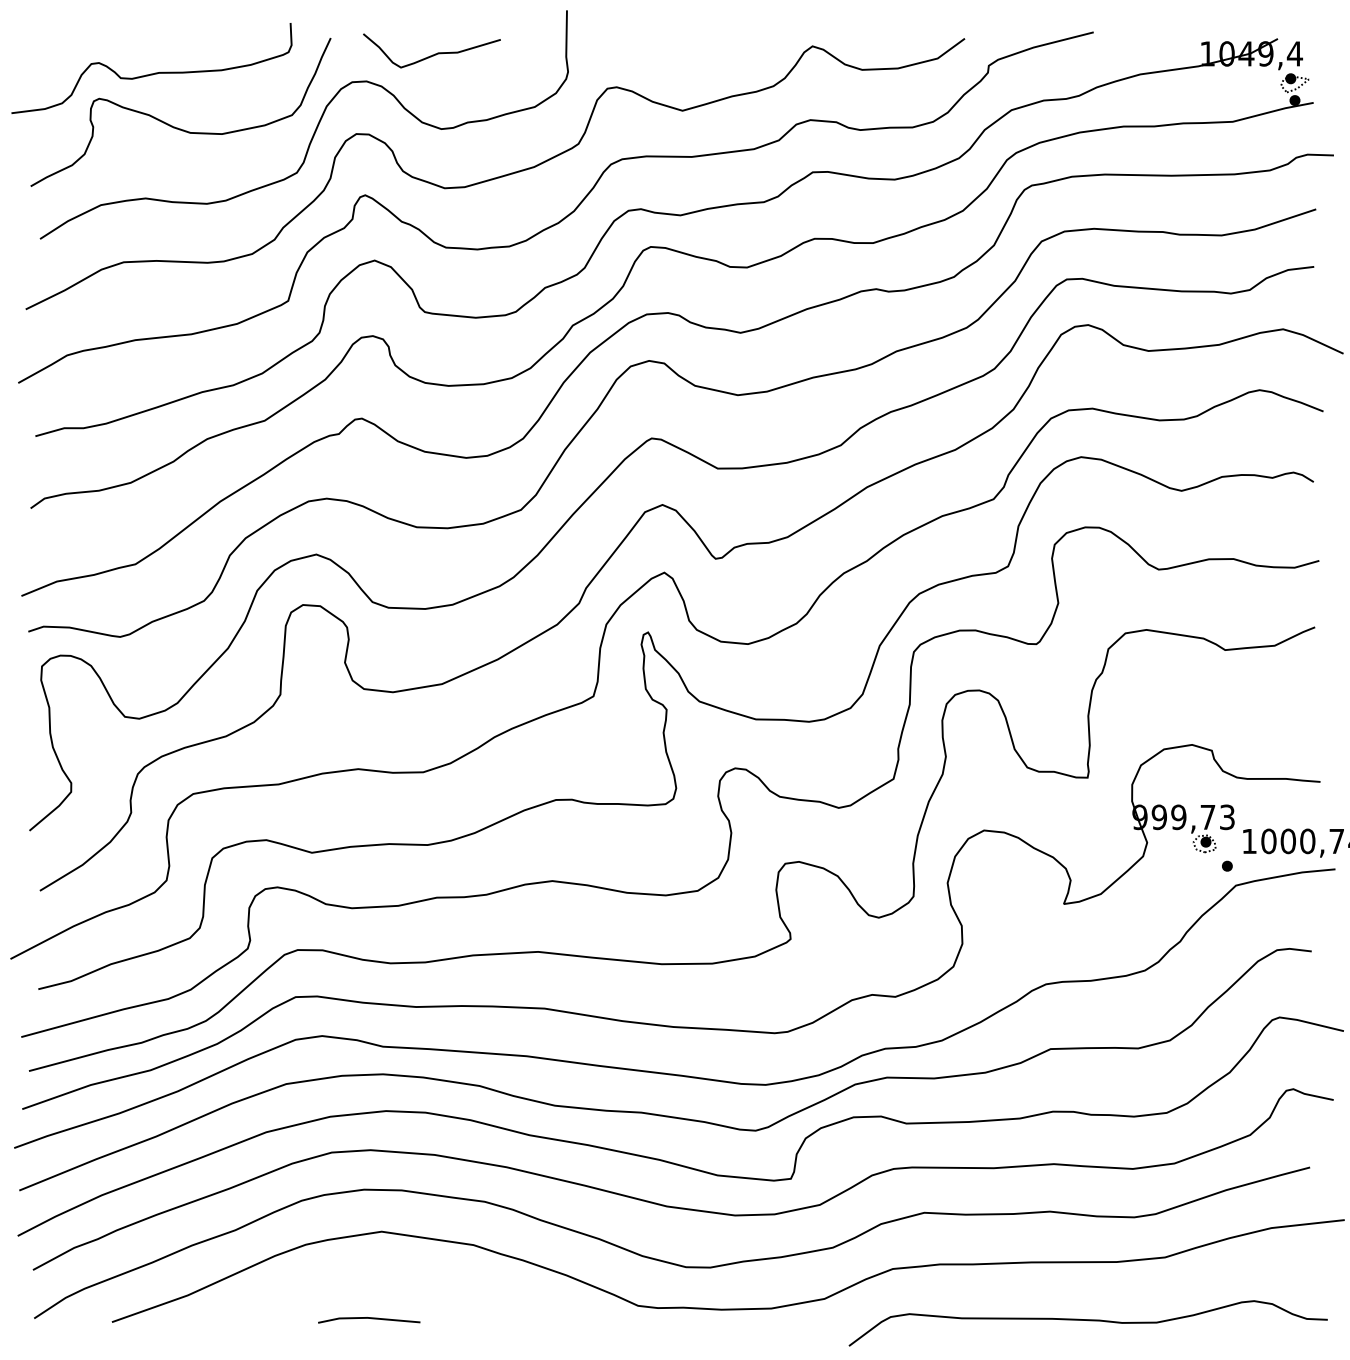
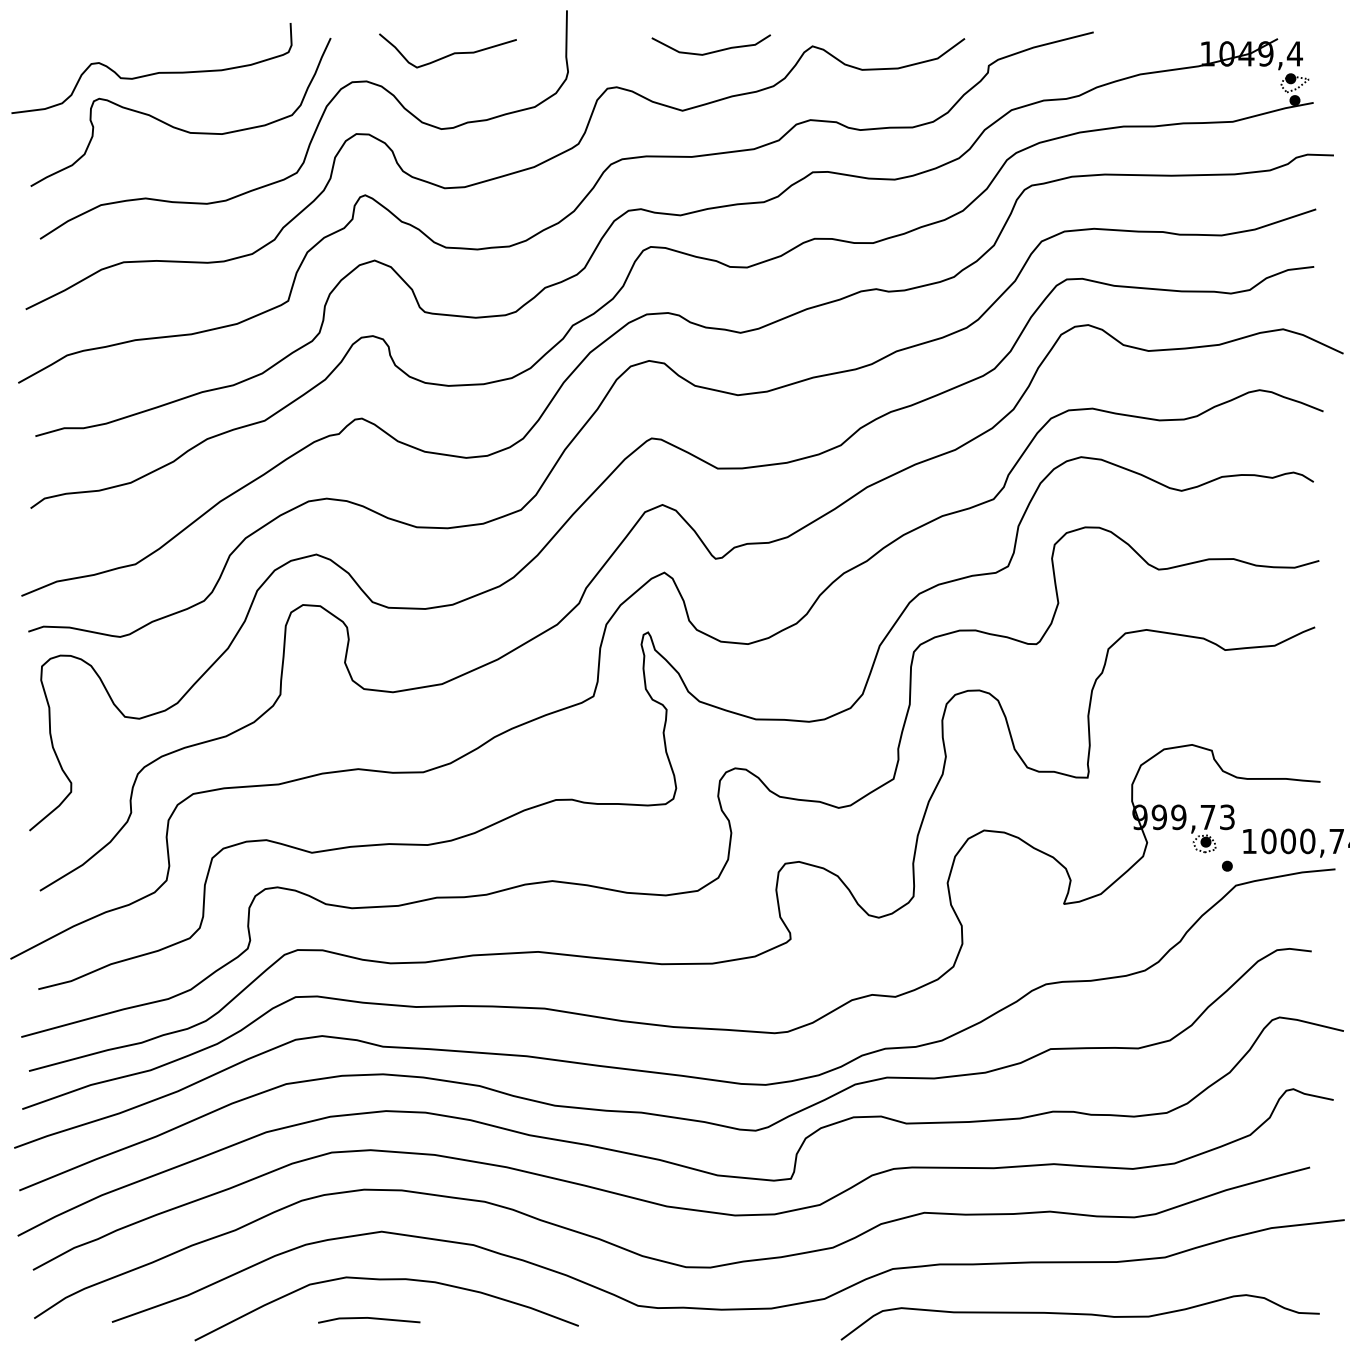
curve: none -> present (711, 51)
curve position: (432, 54) -> (448, 54) (448, 54)
curve: none -> present (386, 1280)
curve position: (1088, 1321) -> (1080, 1315) (1080, 1315)
